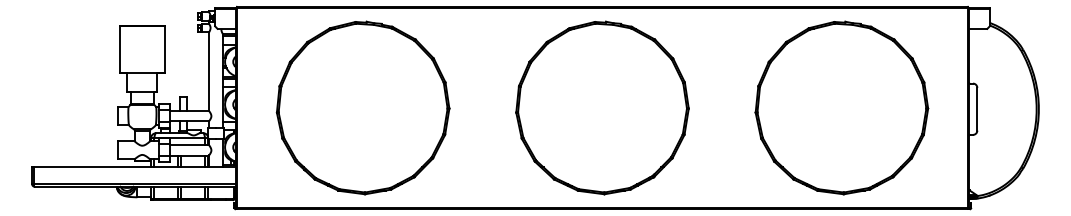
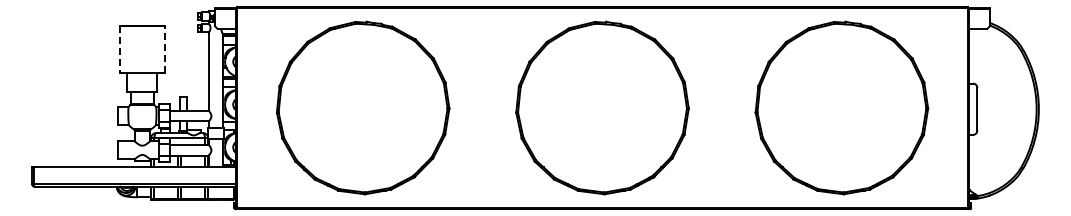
line: solid -> dashed (120, 49)
line: solid -> dashed (164, 49)
